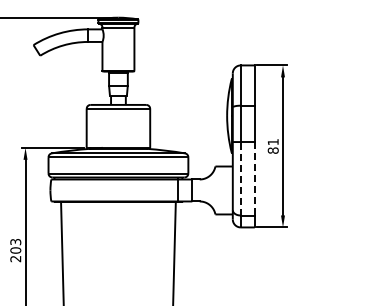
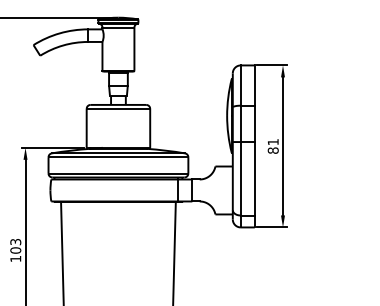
line: dashed -> solid (240, 178)
line: dashed -> solid (254, 178)
text: 203 -> 103 (15, 259)
